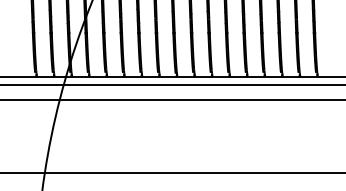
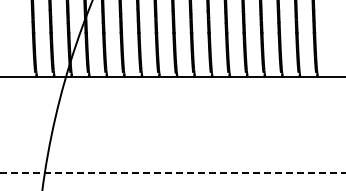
line: present -> none (172, 85)
line: present -> none (172, 100)
line: solid -> dashed (172, 173)
